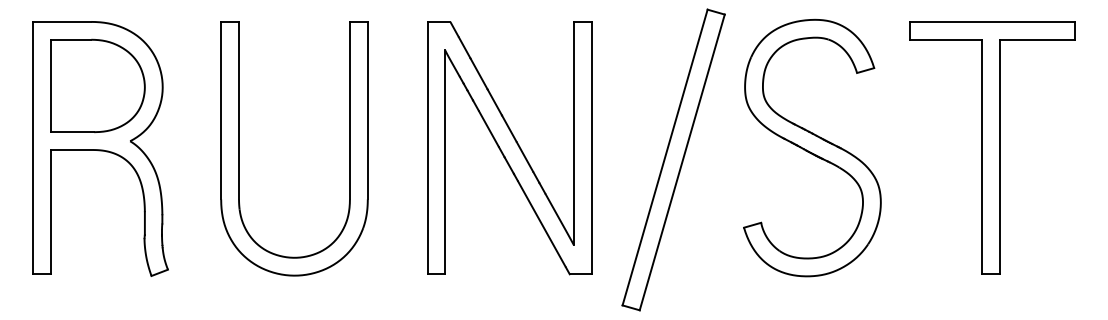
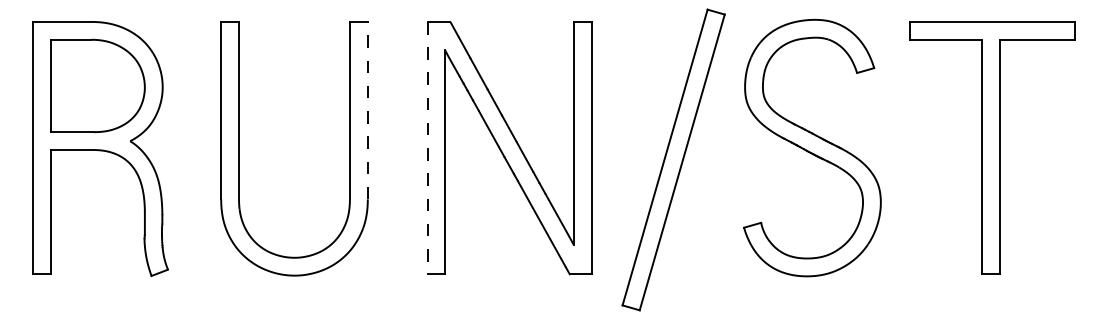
line: solid -> dashed (367, 110)
line: solid -> dashed (427, 148)
